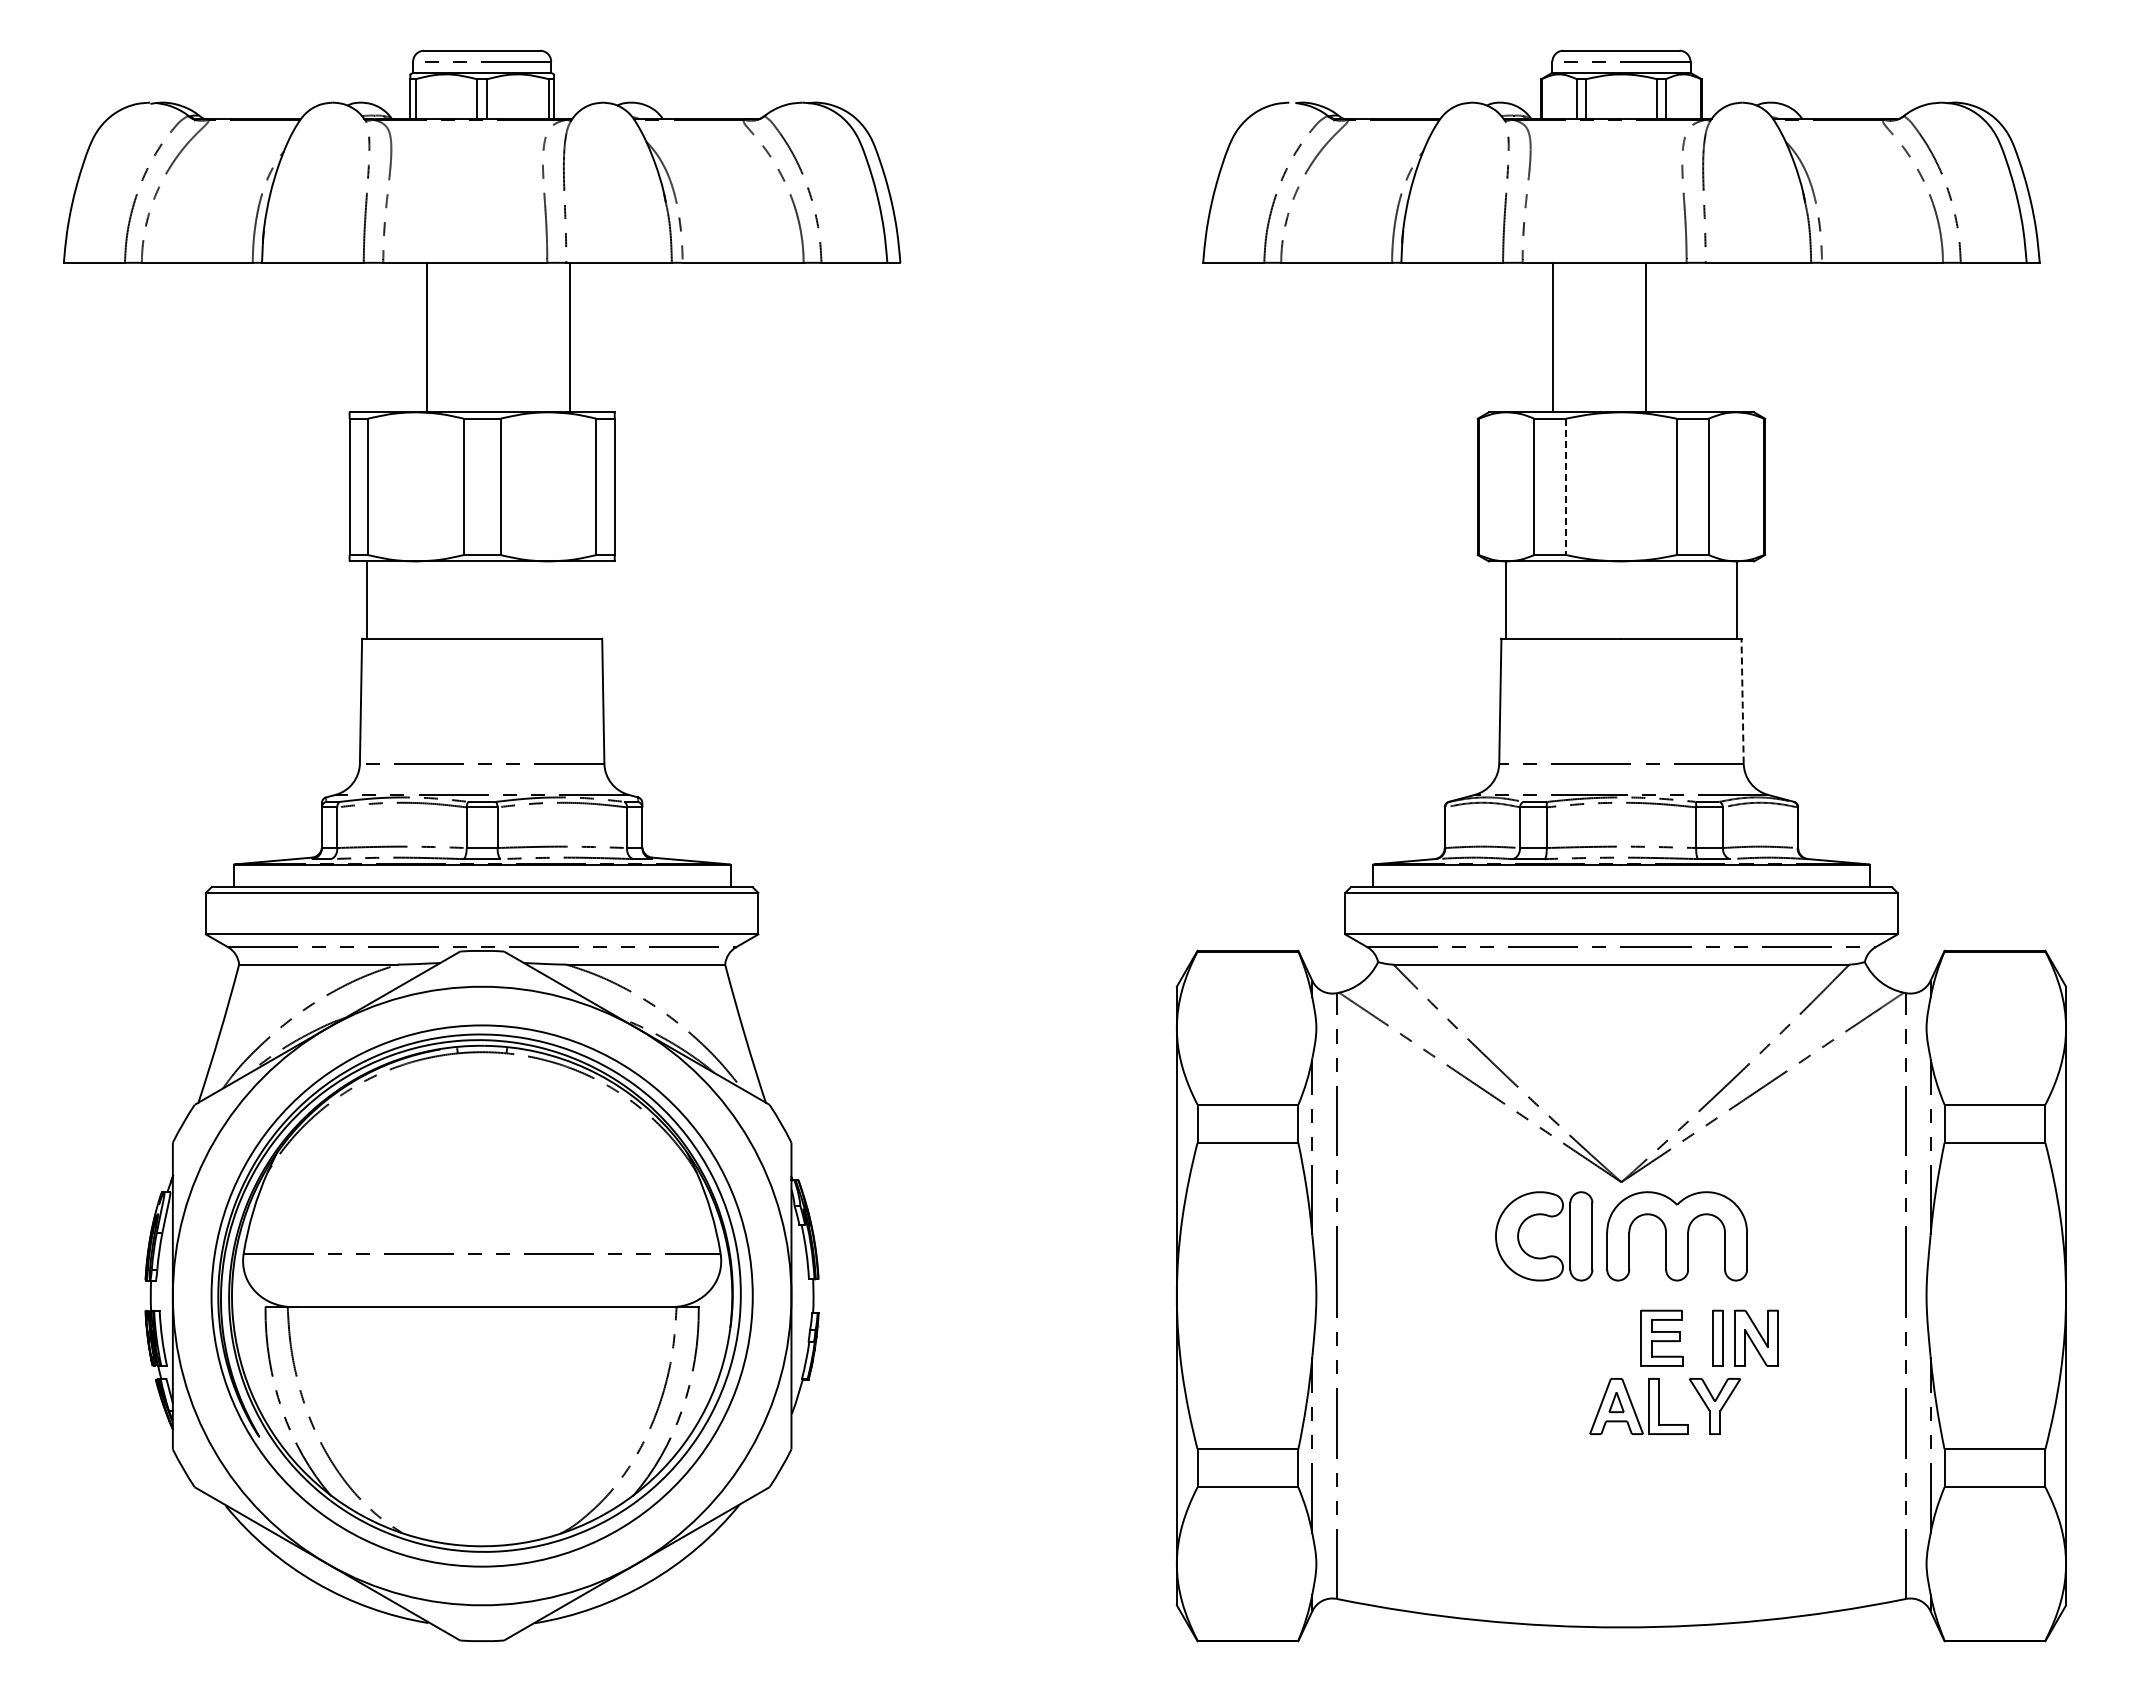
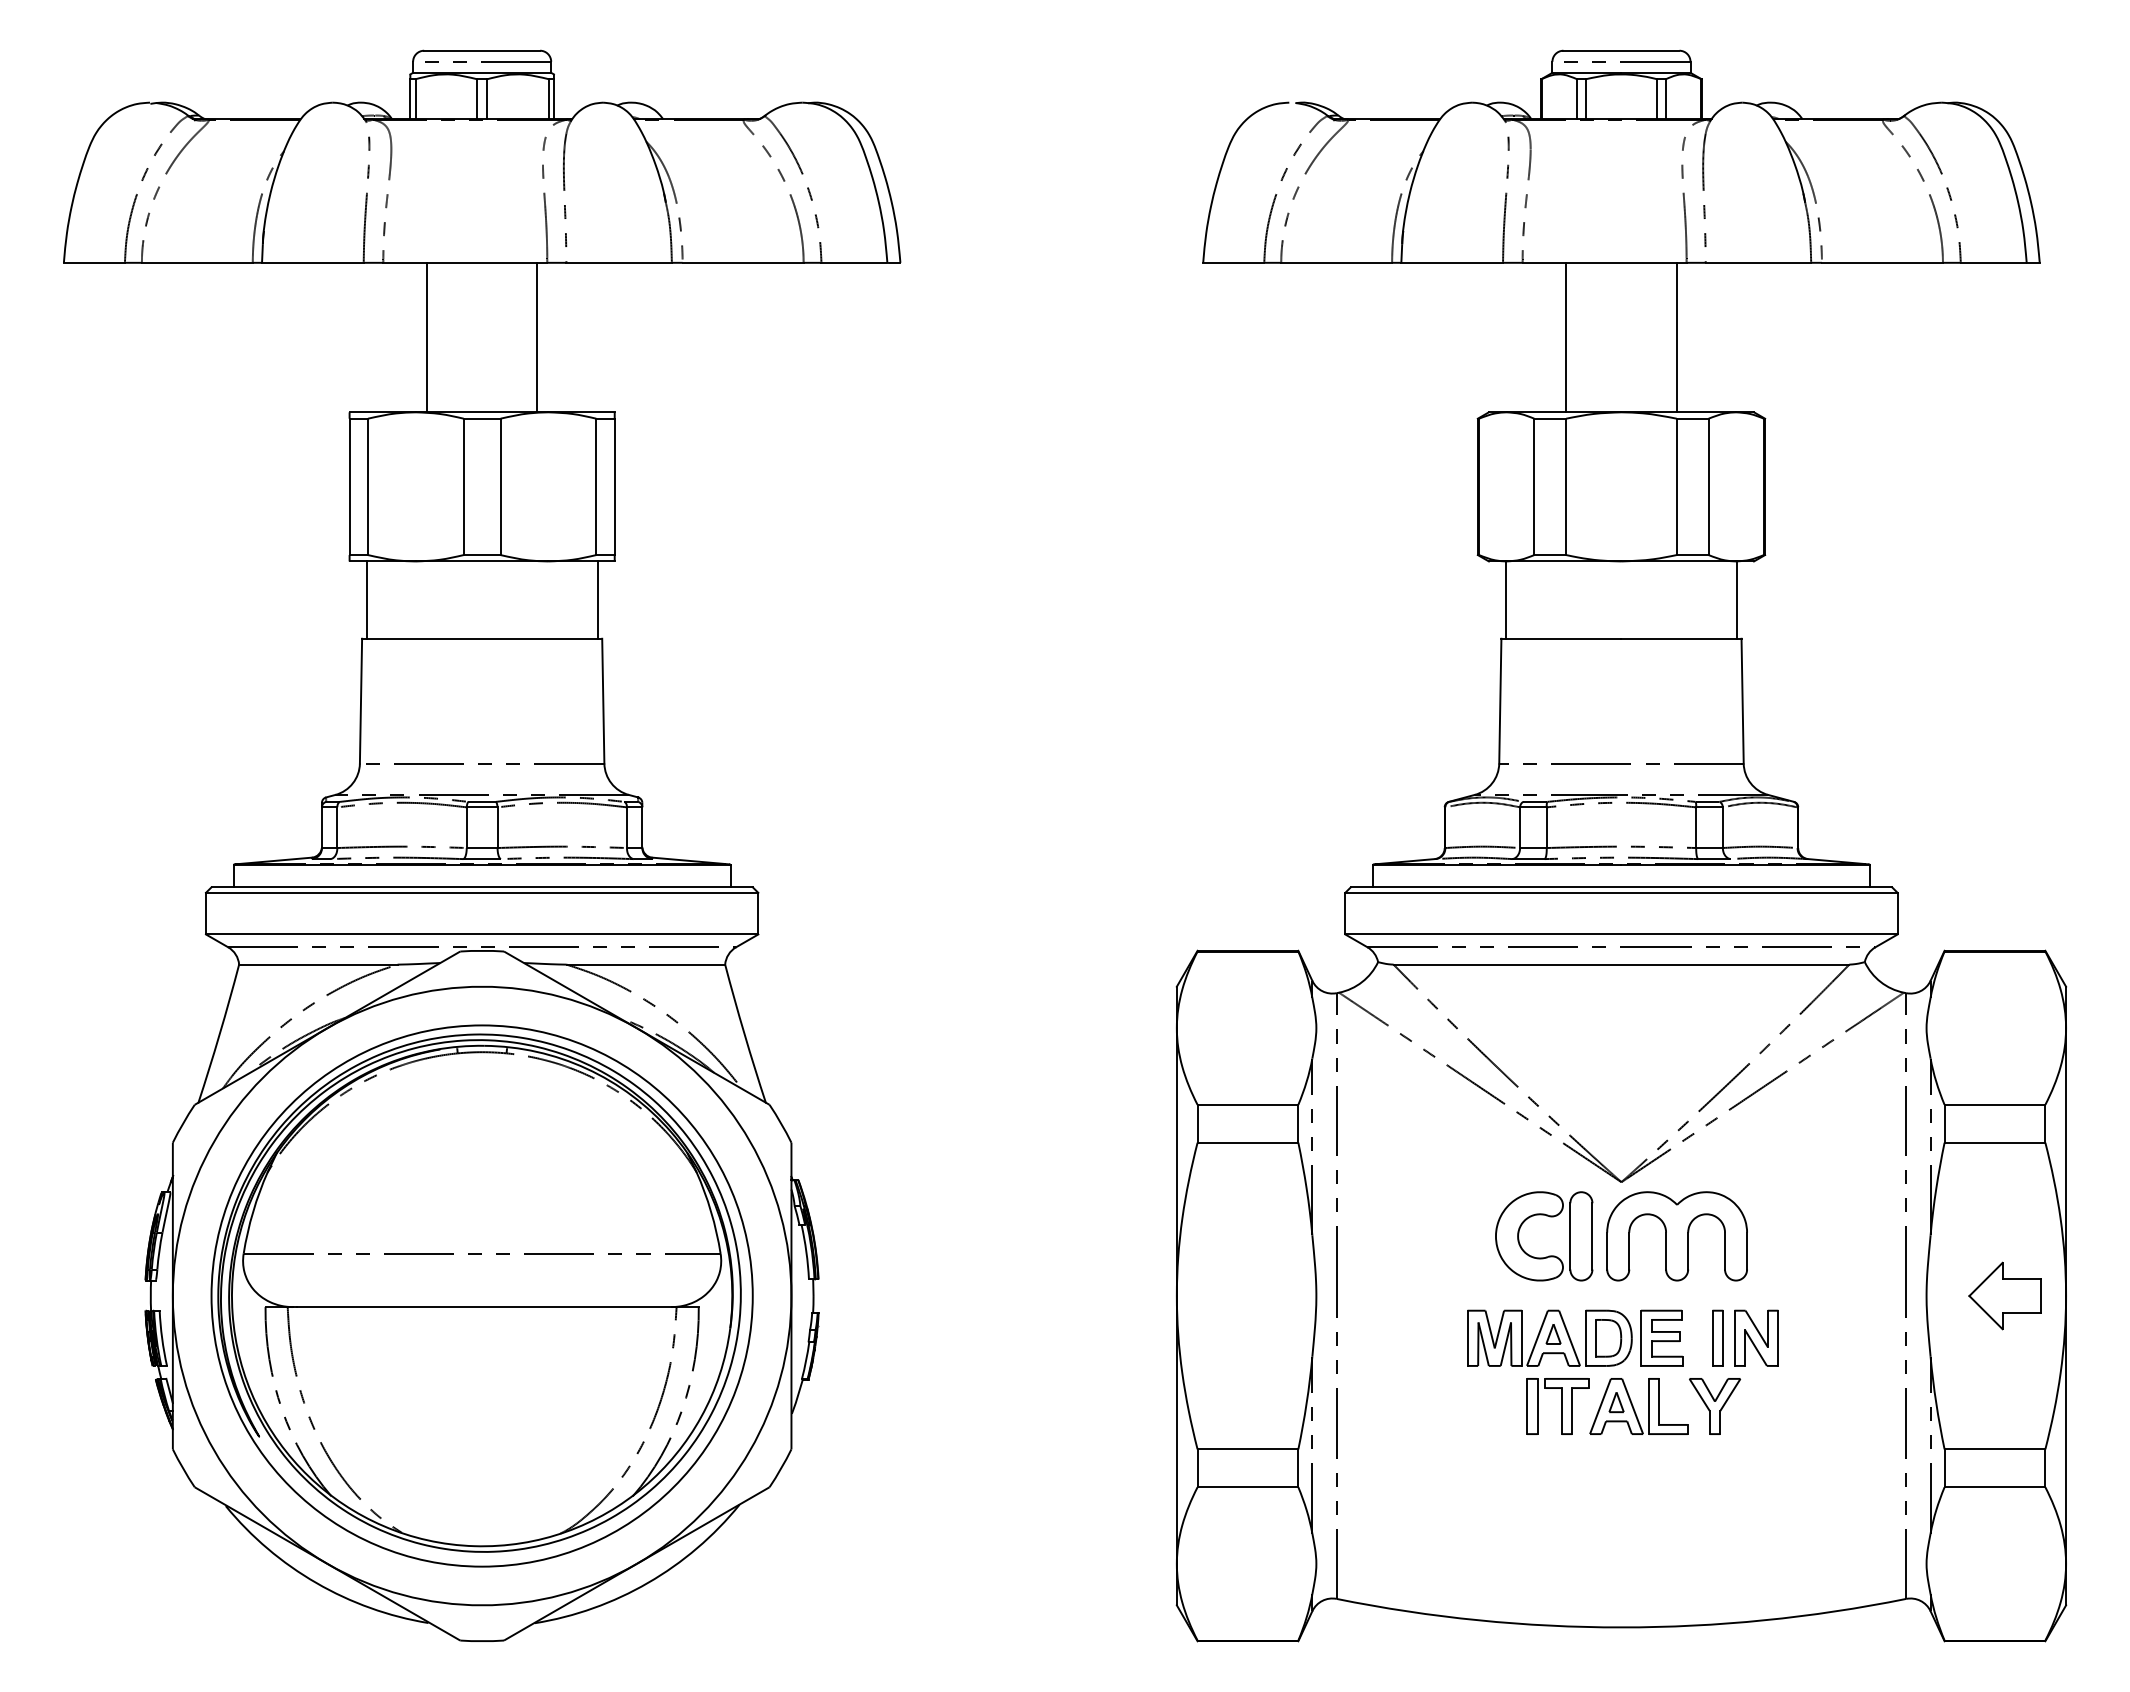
line position: (570, 337) -> (537, 337) (537, 337)
line position: (1553, 337) -> (1566, 337) (1566, 337)
line position: (1645, 337) -> (1676, 337) (1676, 337)
line: dashed -> solid (1566, 487)
line: none -> present (597, 599)
line: dashed -> solid (1742, 700)
part: none -> present (2004, 1295)
part: none -> present (1549, 1337)
part: none -> present (1557, 1406)
